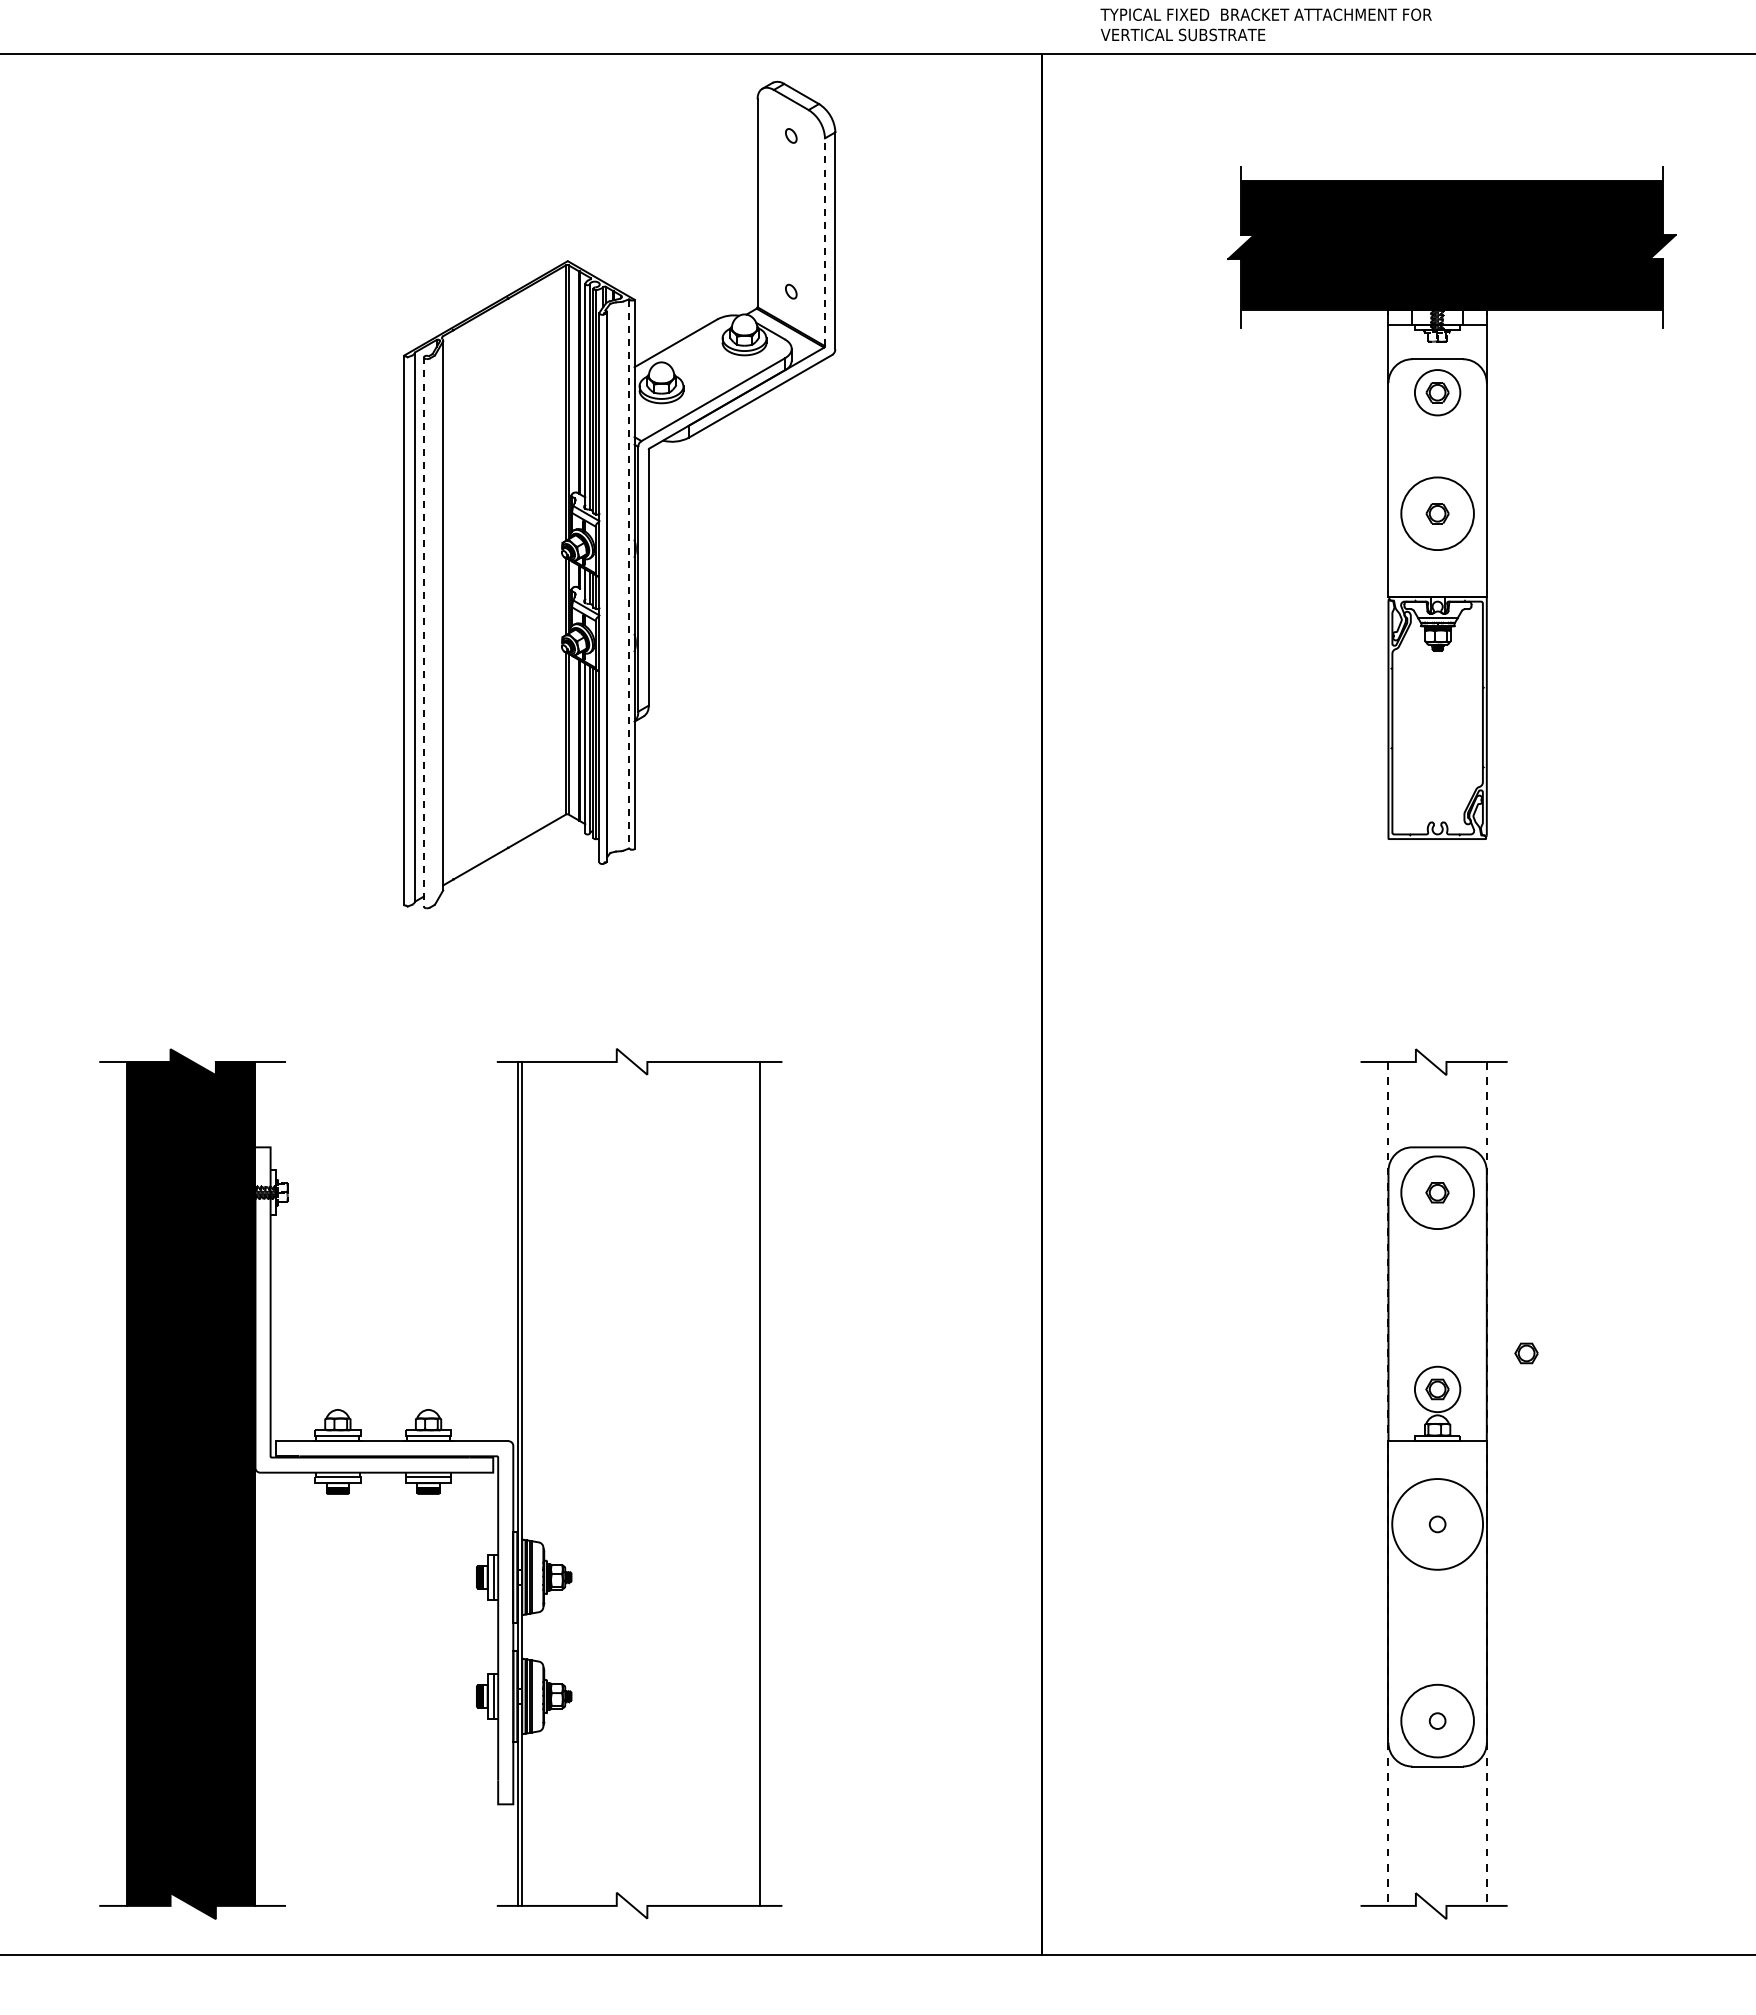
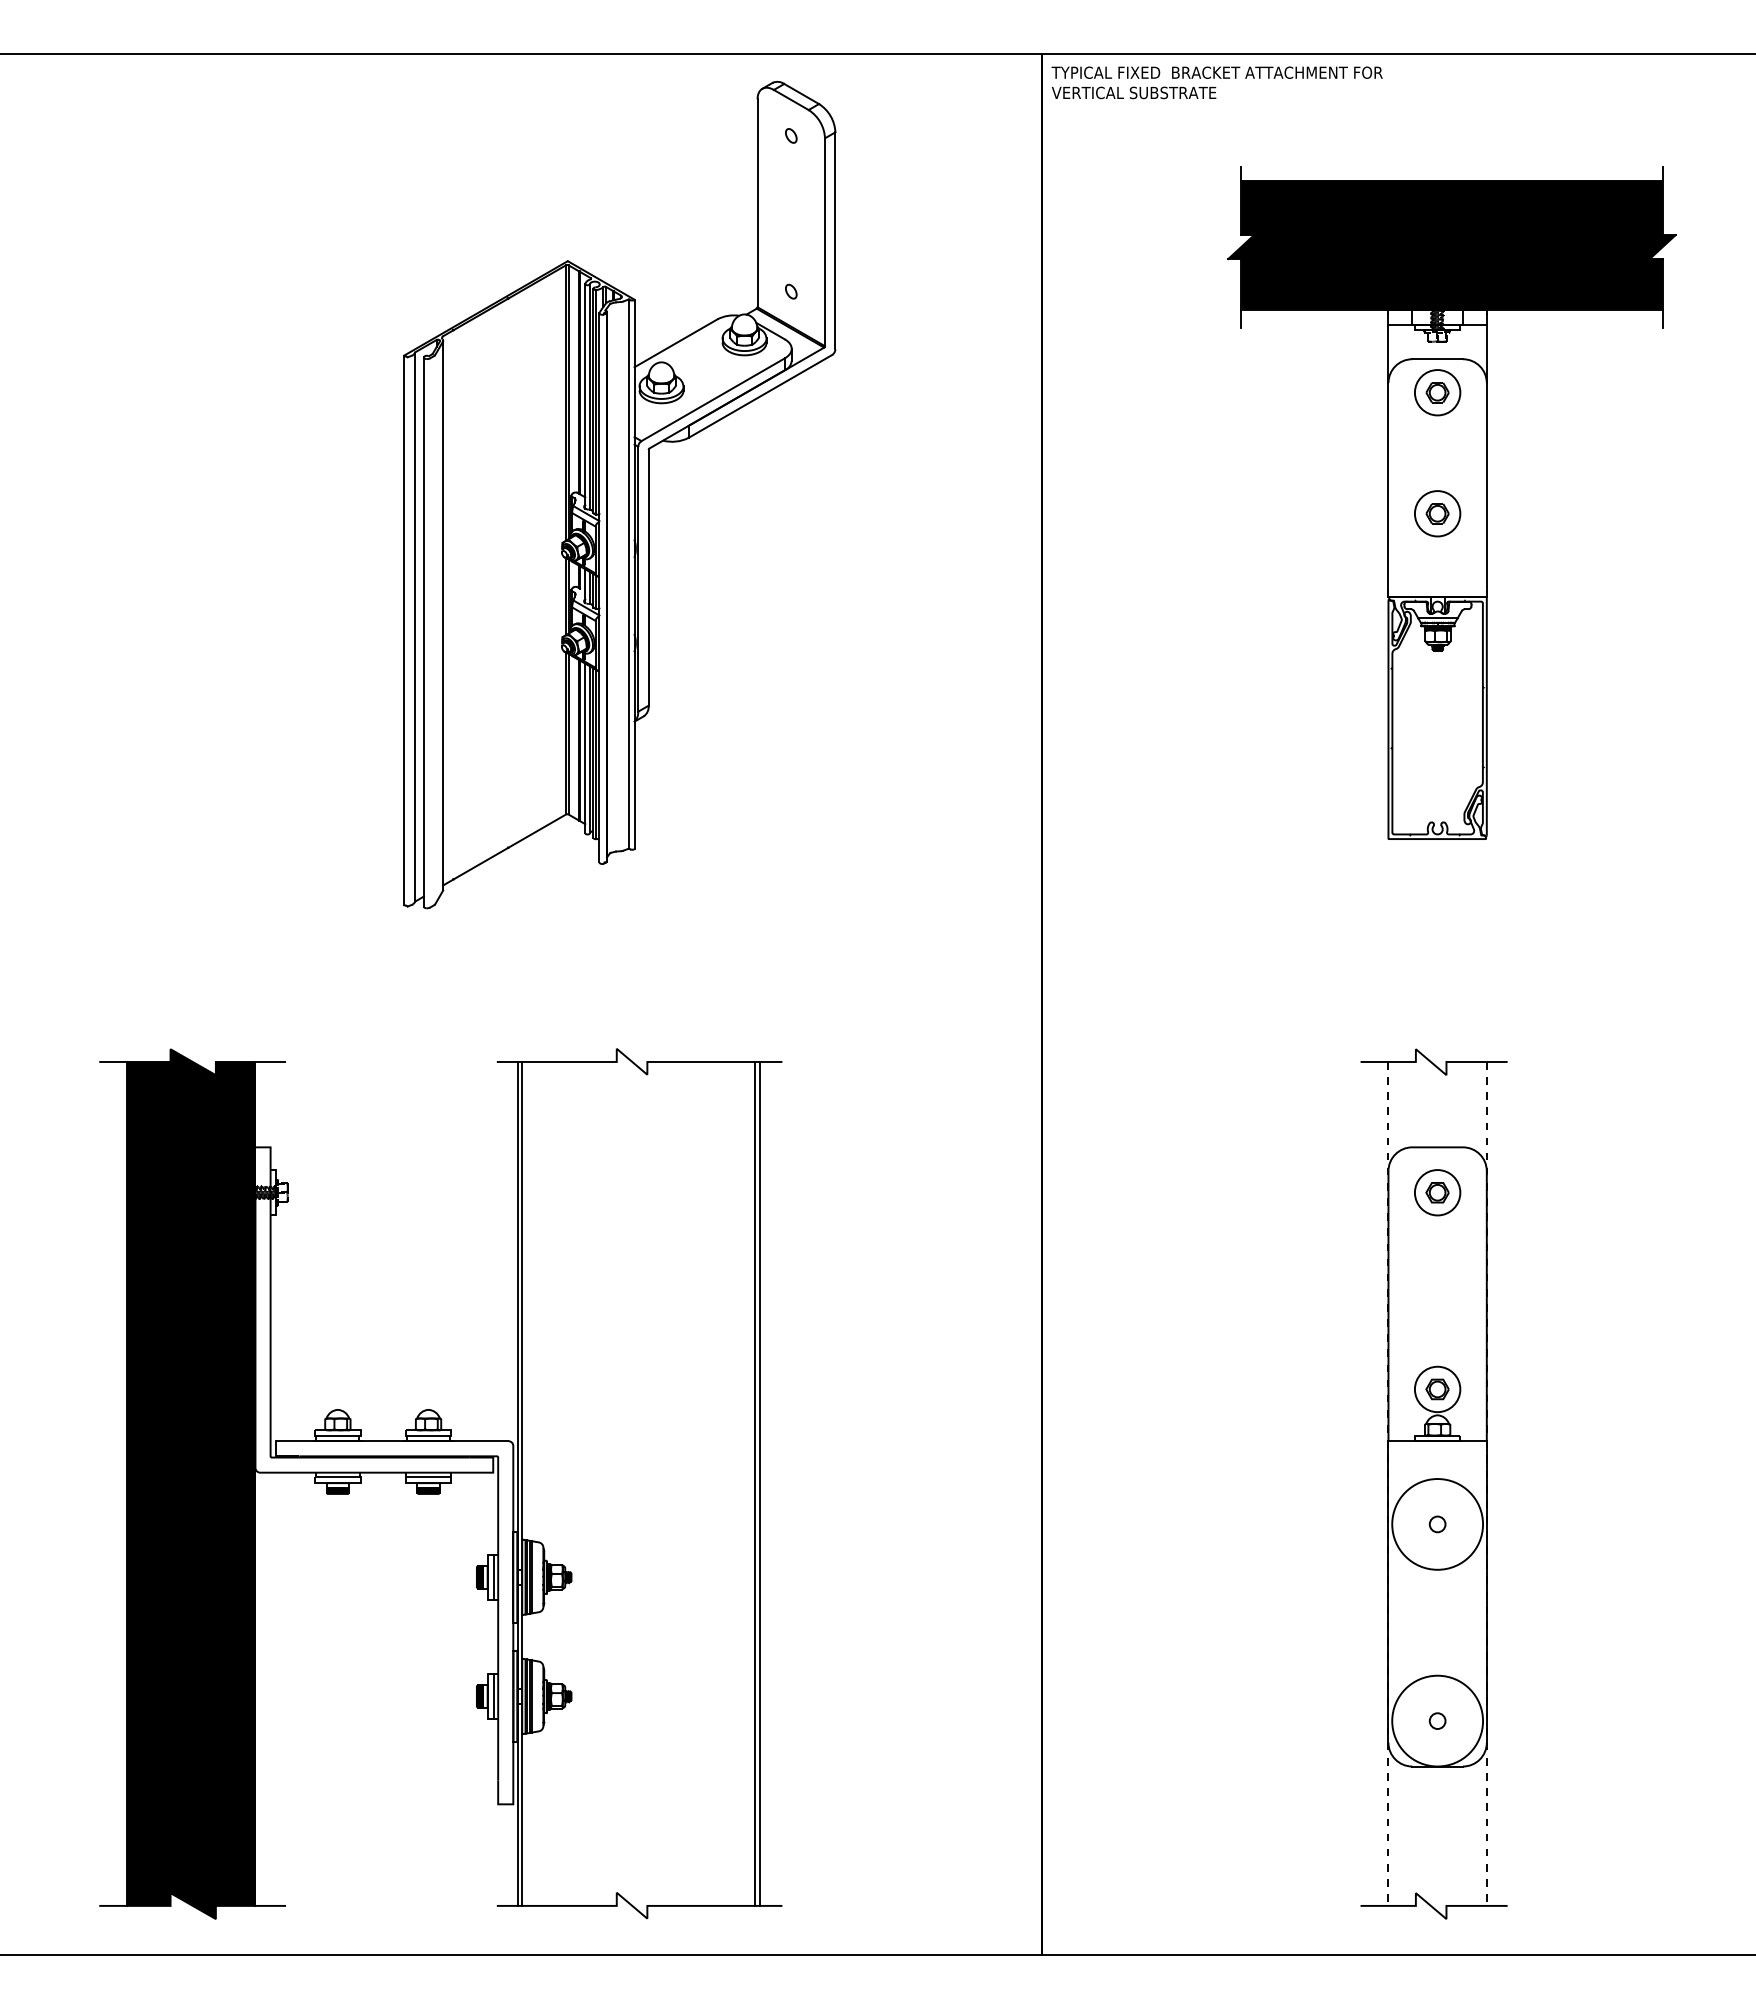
text position: (1265, 24) -> (1216, 82) (1216, 82)
line: dashed -> solid (825, 242)
circle diameter: 73 px -> 45 px (1437, 513)
line: dashed -> solid (629, 574)
line: dashed -> solid (423, 632)
circle diameter: 73 px -> 45 px (1437, 1192)
part: present -> none (1526, 1353)
line: none -> present (755, 1483)
circle diameter: 73 px -> 91 px (1437, 1720)
